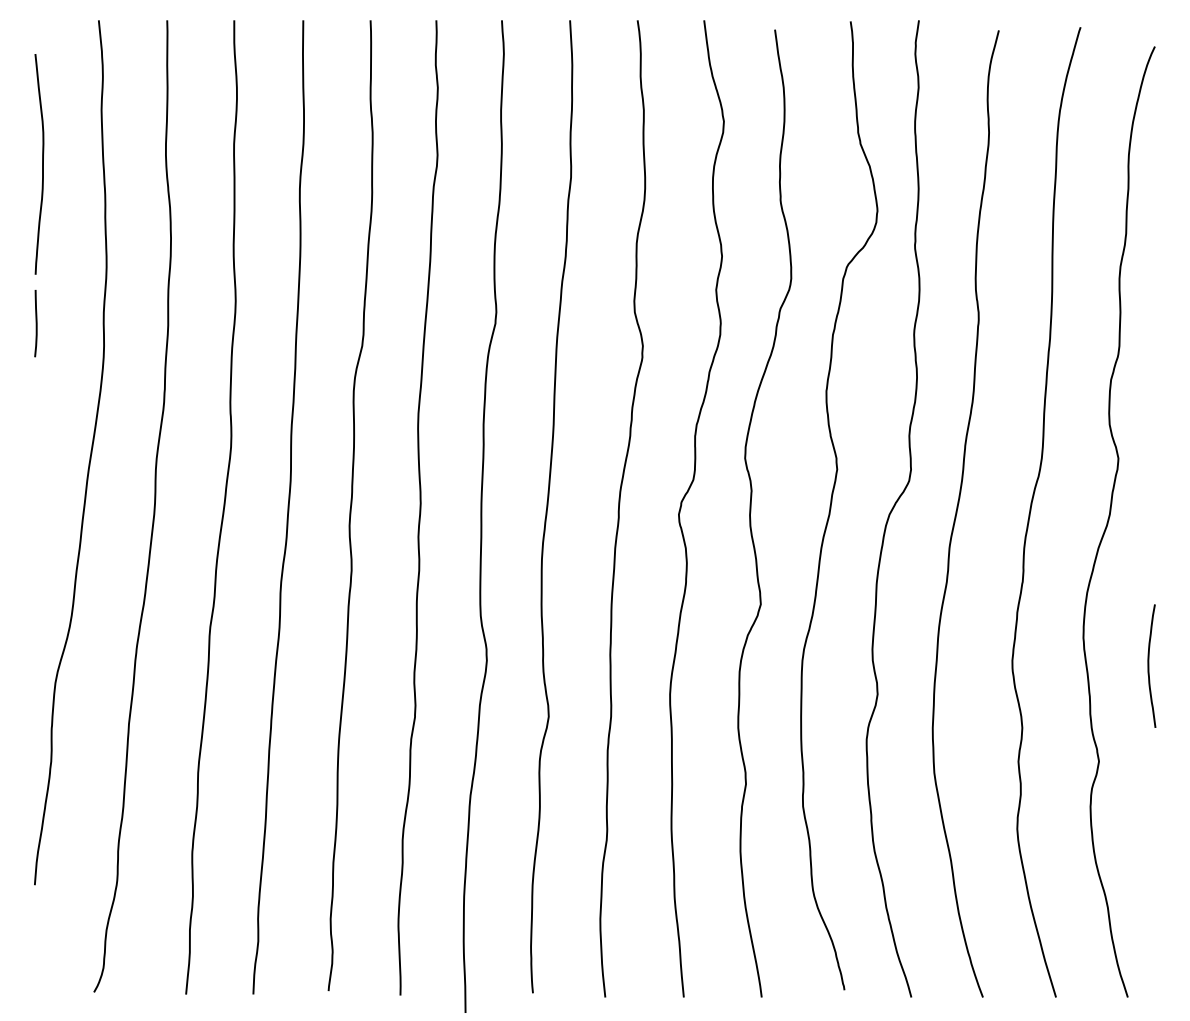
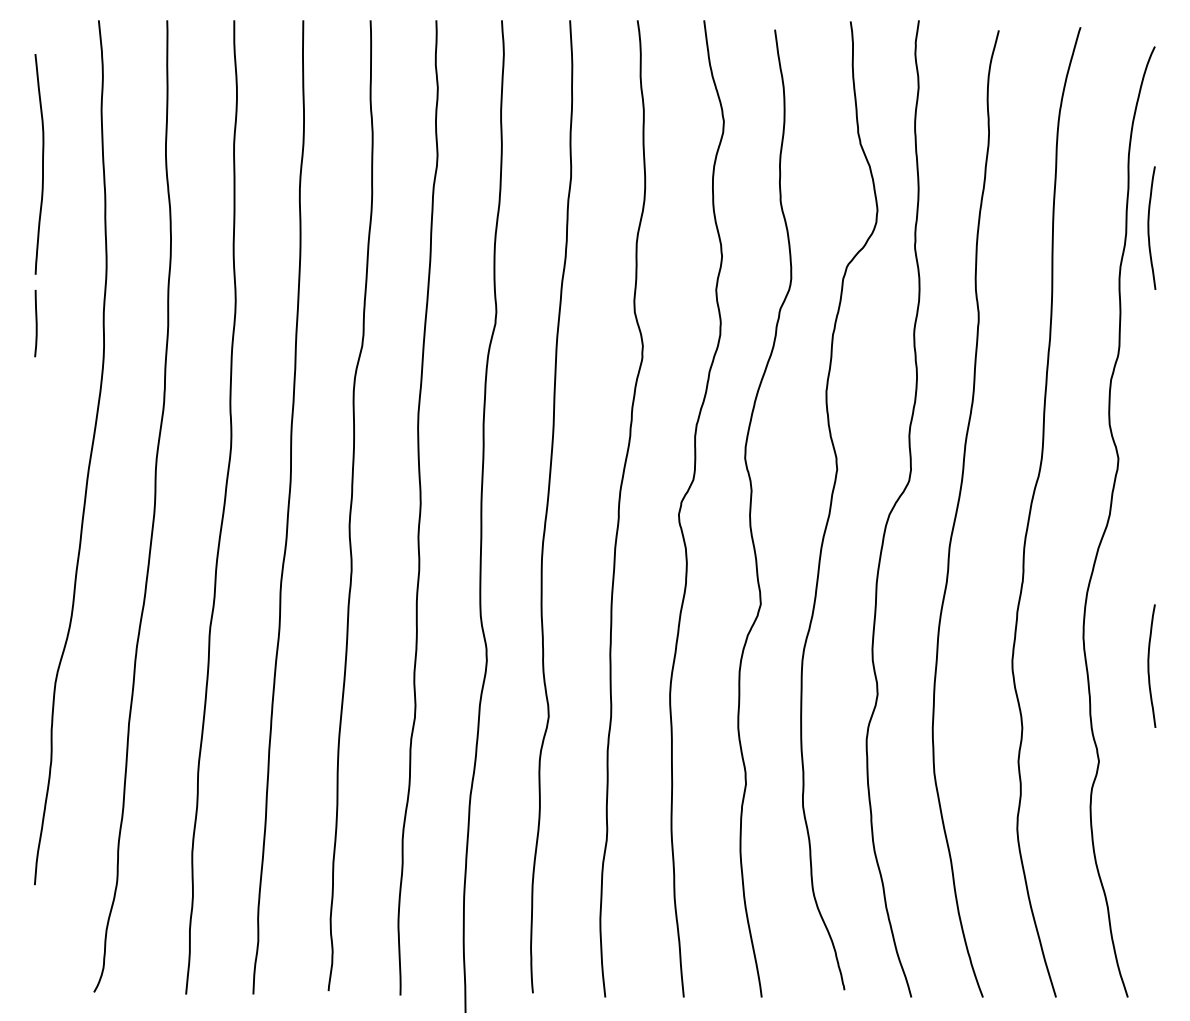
curve: none -> present (1149, 227)
